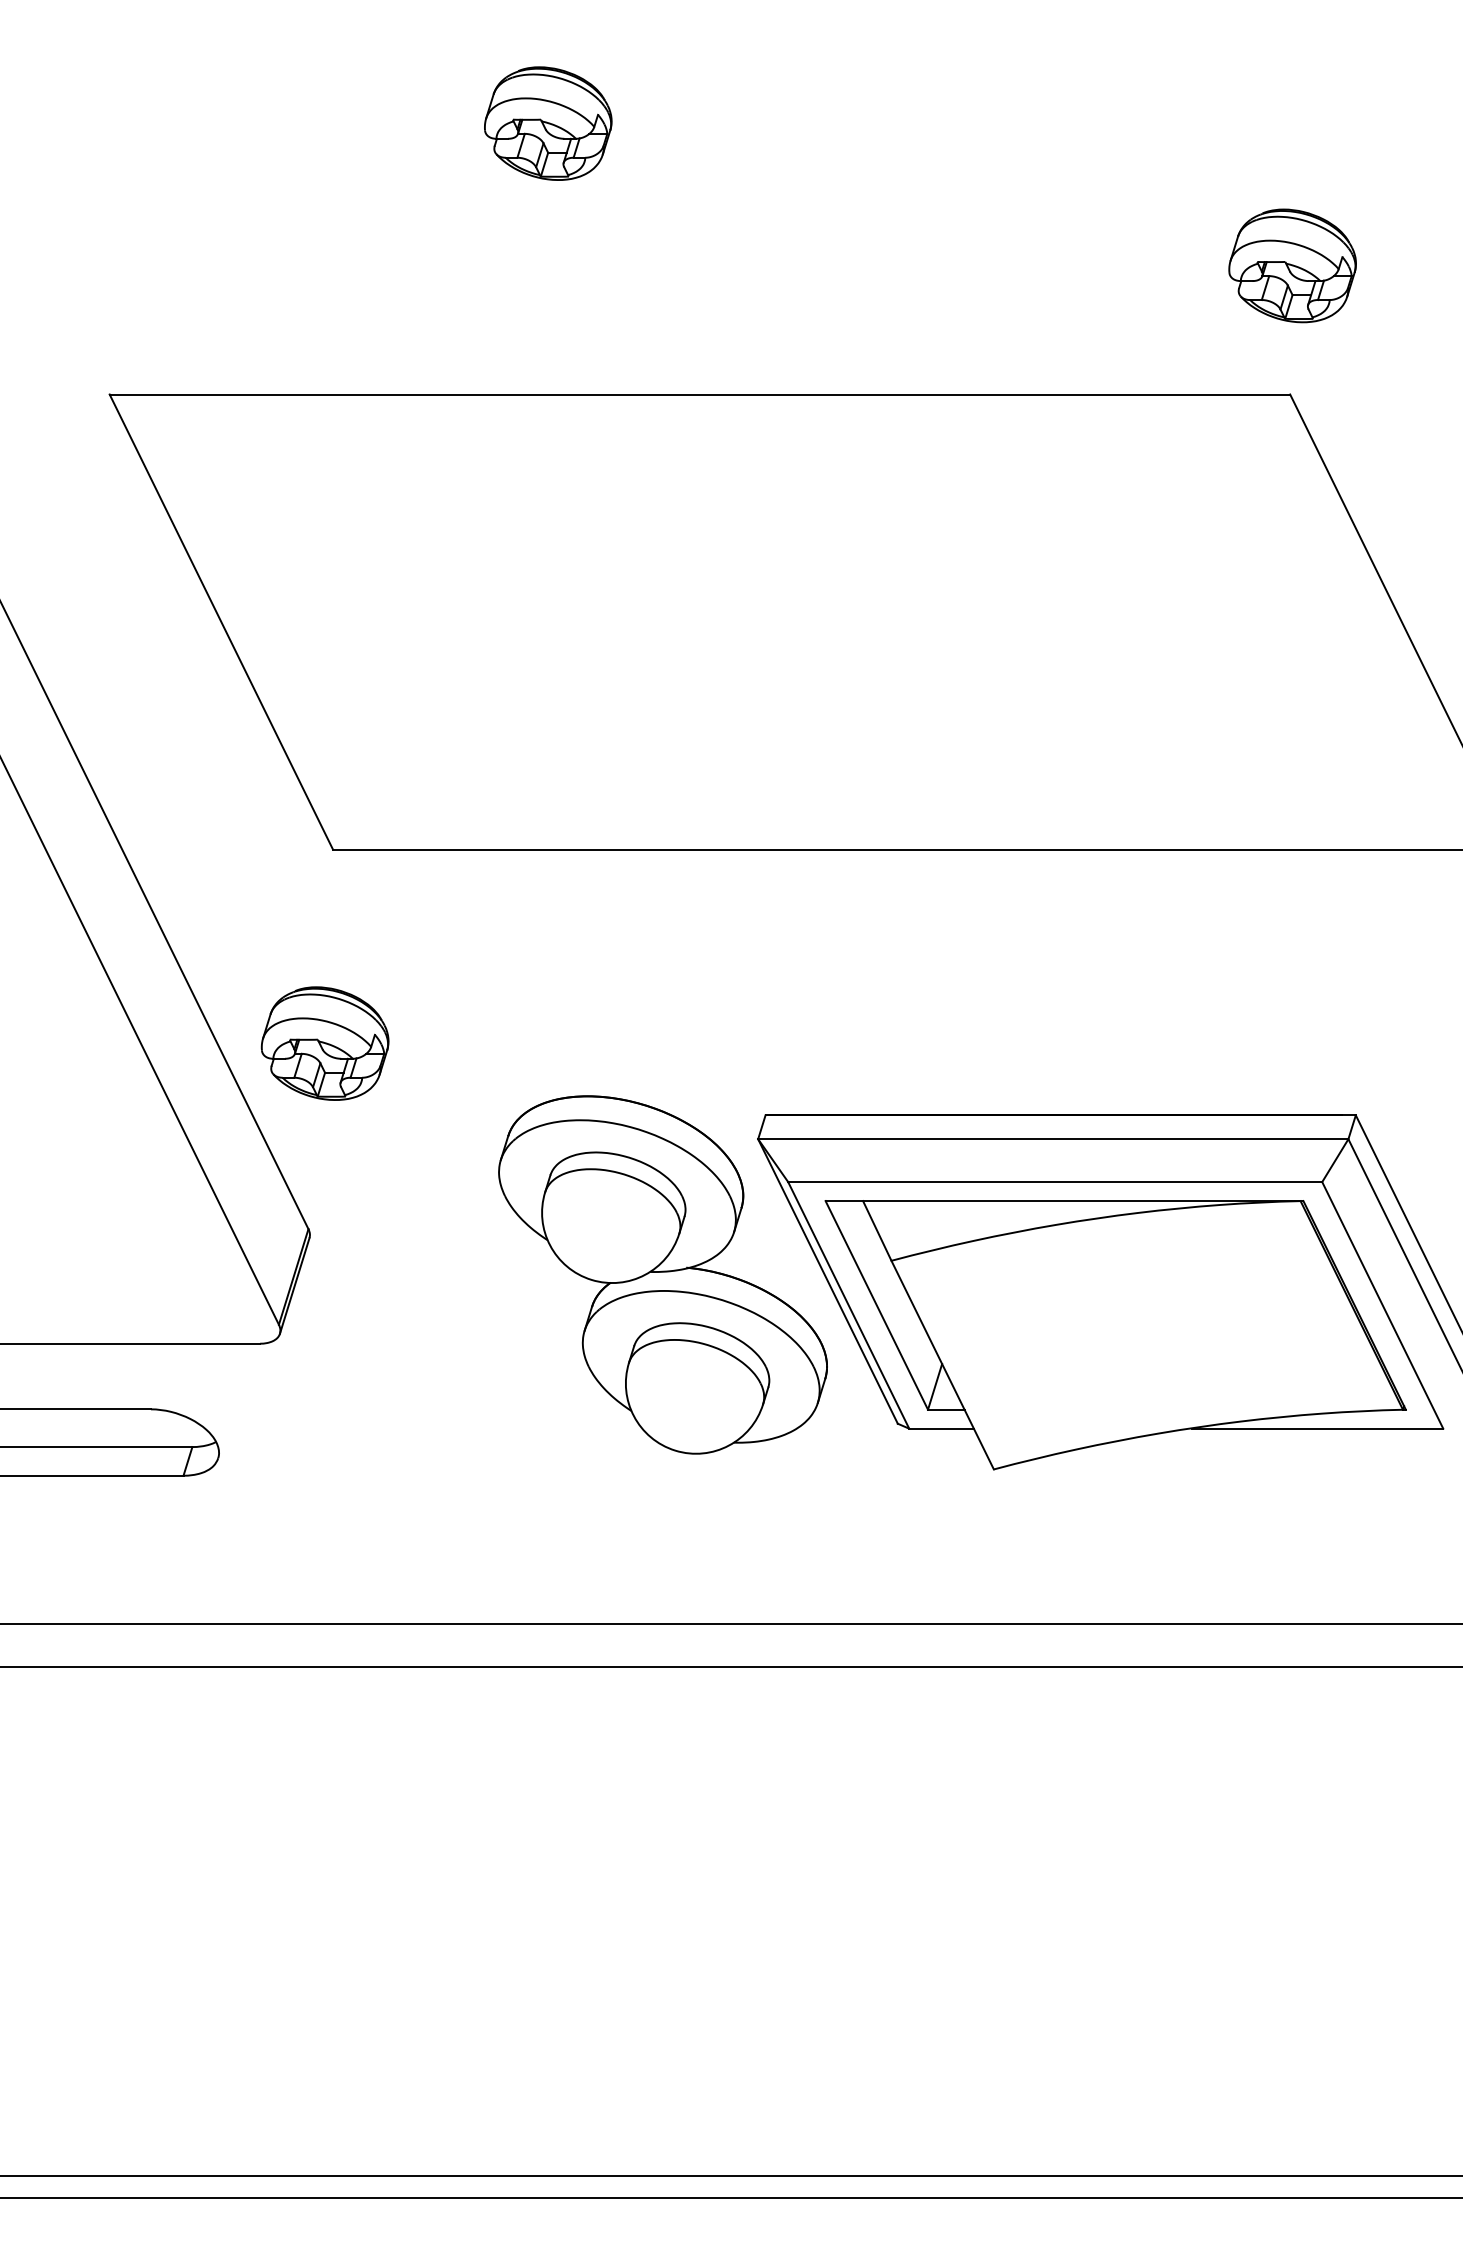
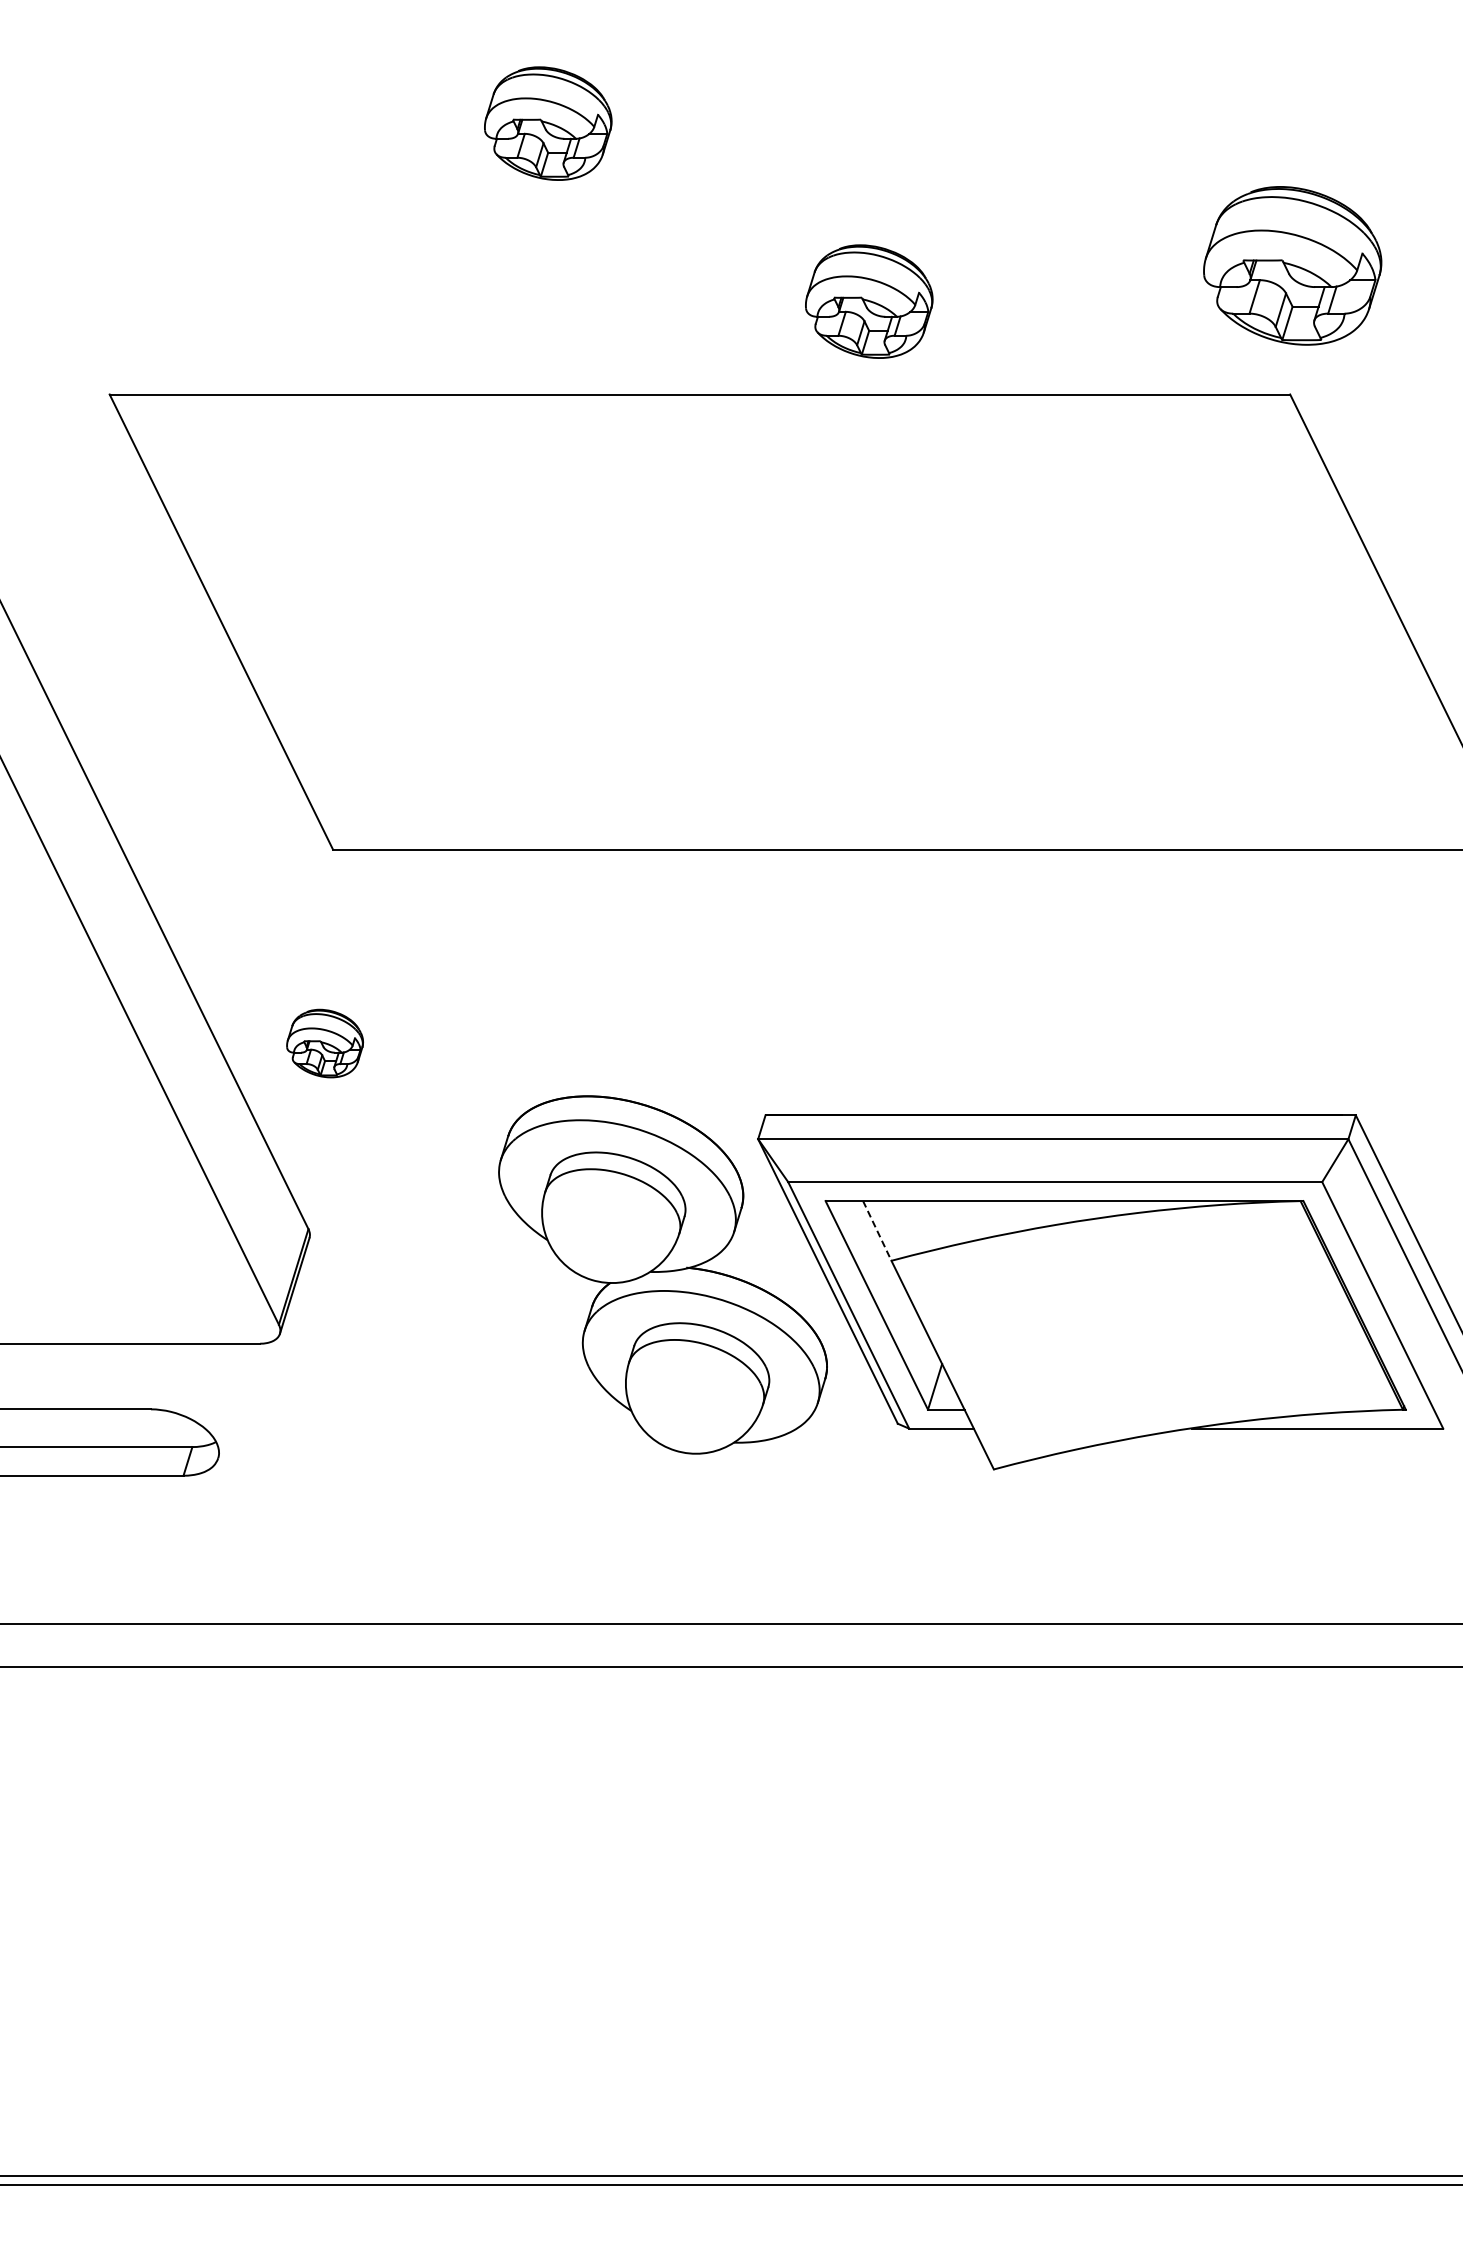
part size: 129x116 px -> 180x160 px (1292, 265)
part: none -> present (869, 301)
part size: 130x115 px -> 78x71 px (324, 1043)
line: solid -> dashed (877, 1231)
line position: (730, 2198) -> (730, 2185) (730, 2185)
